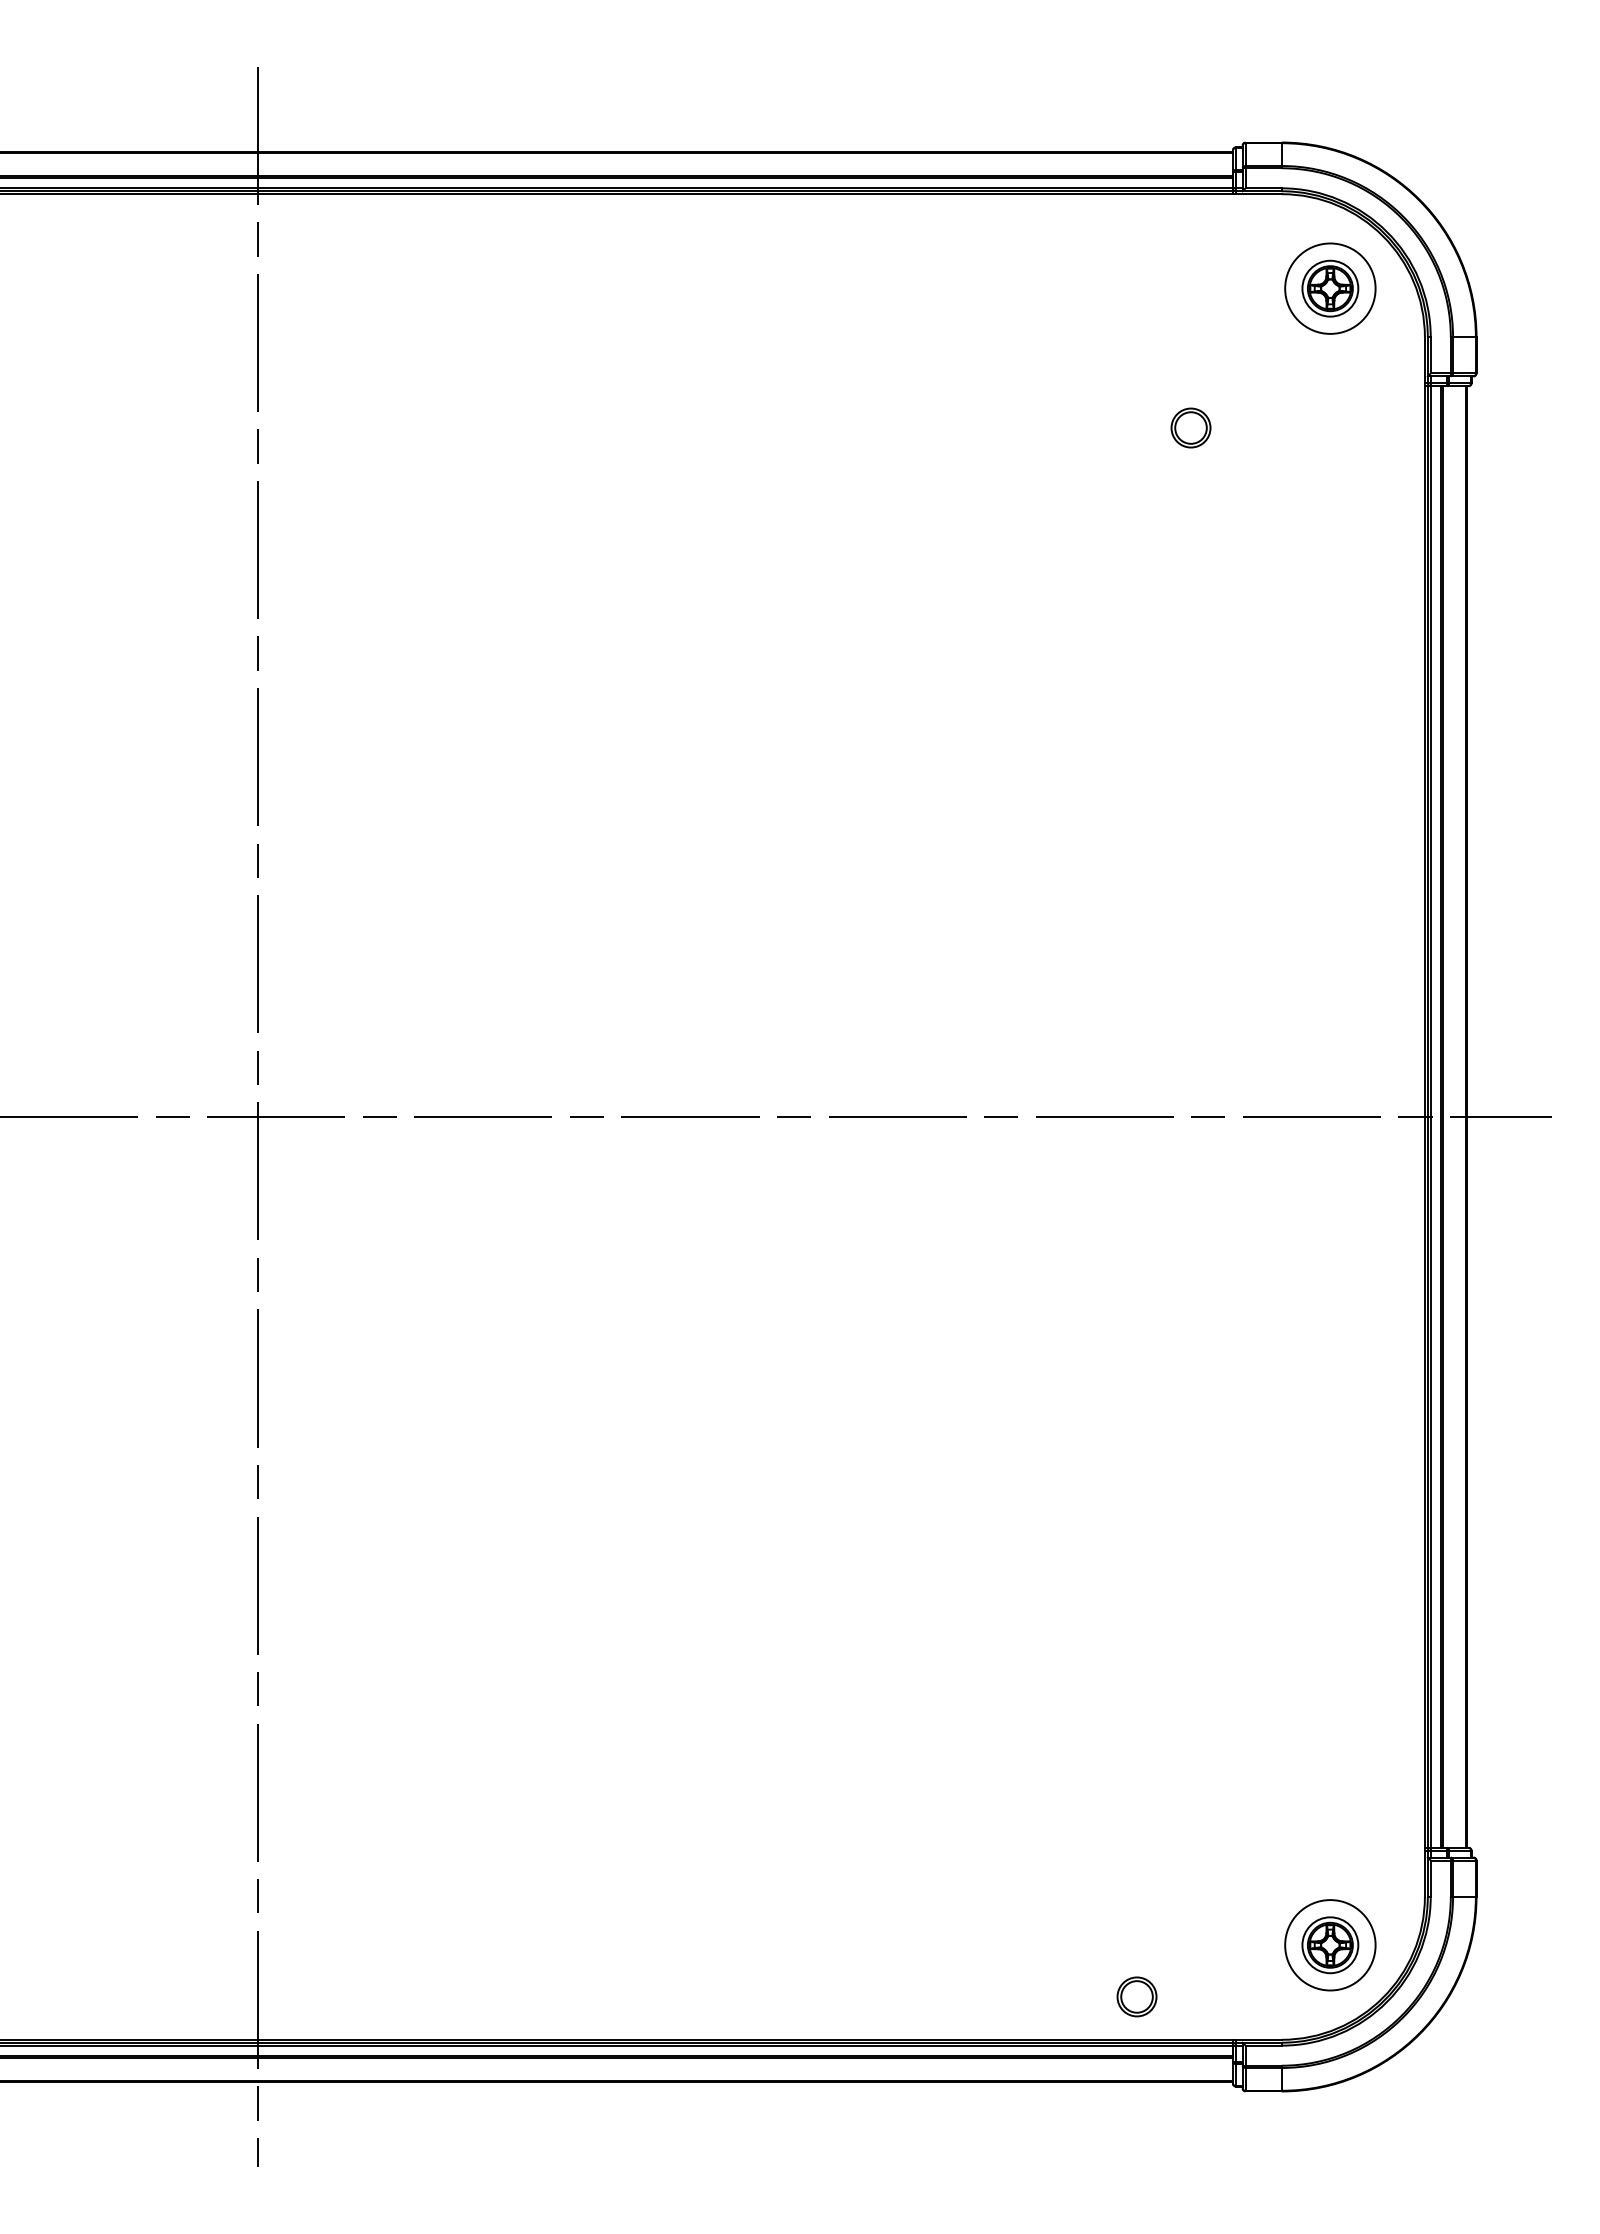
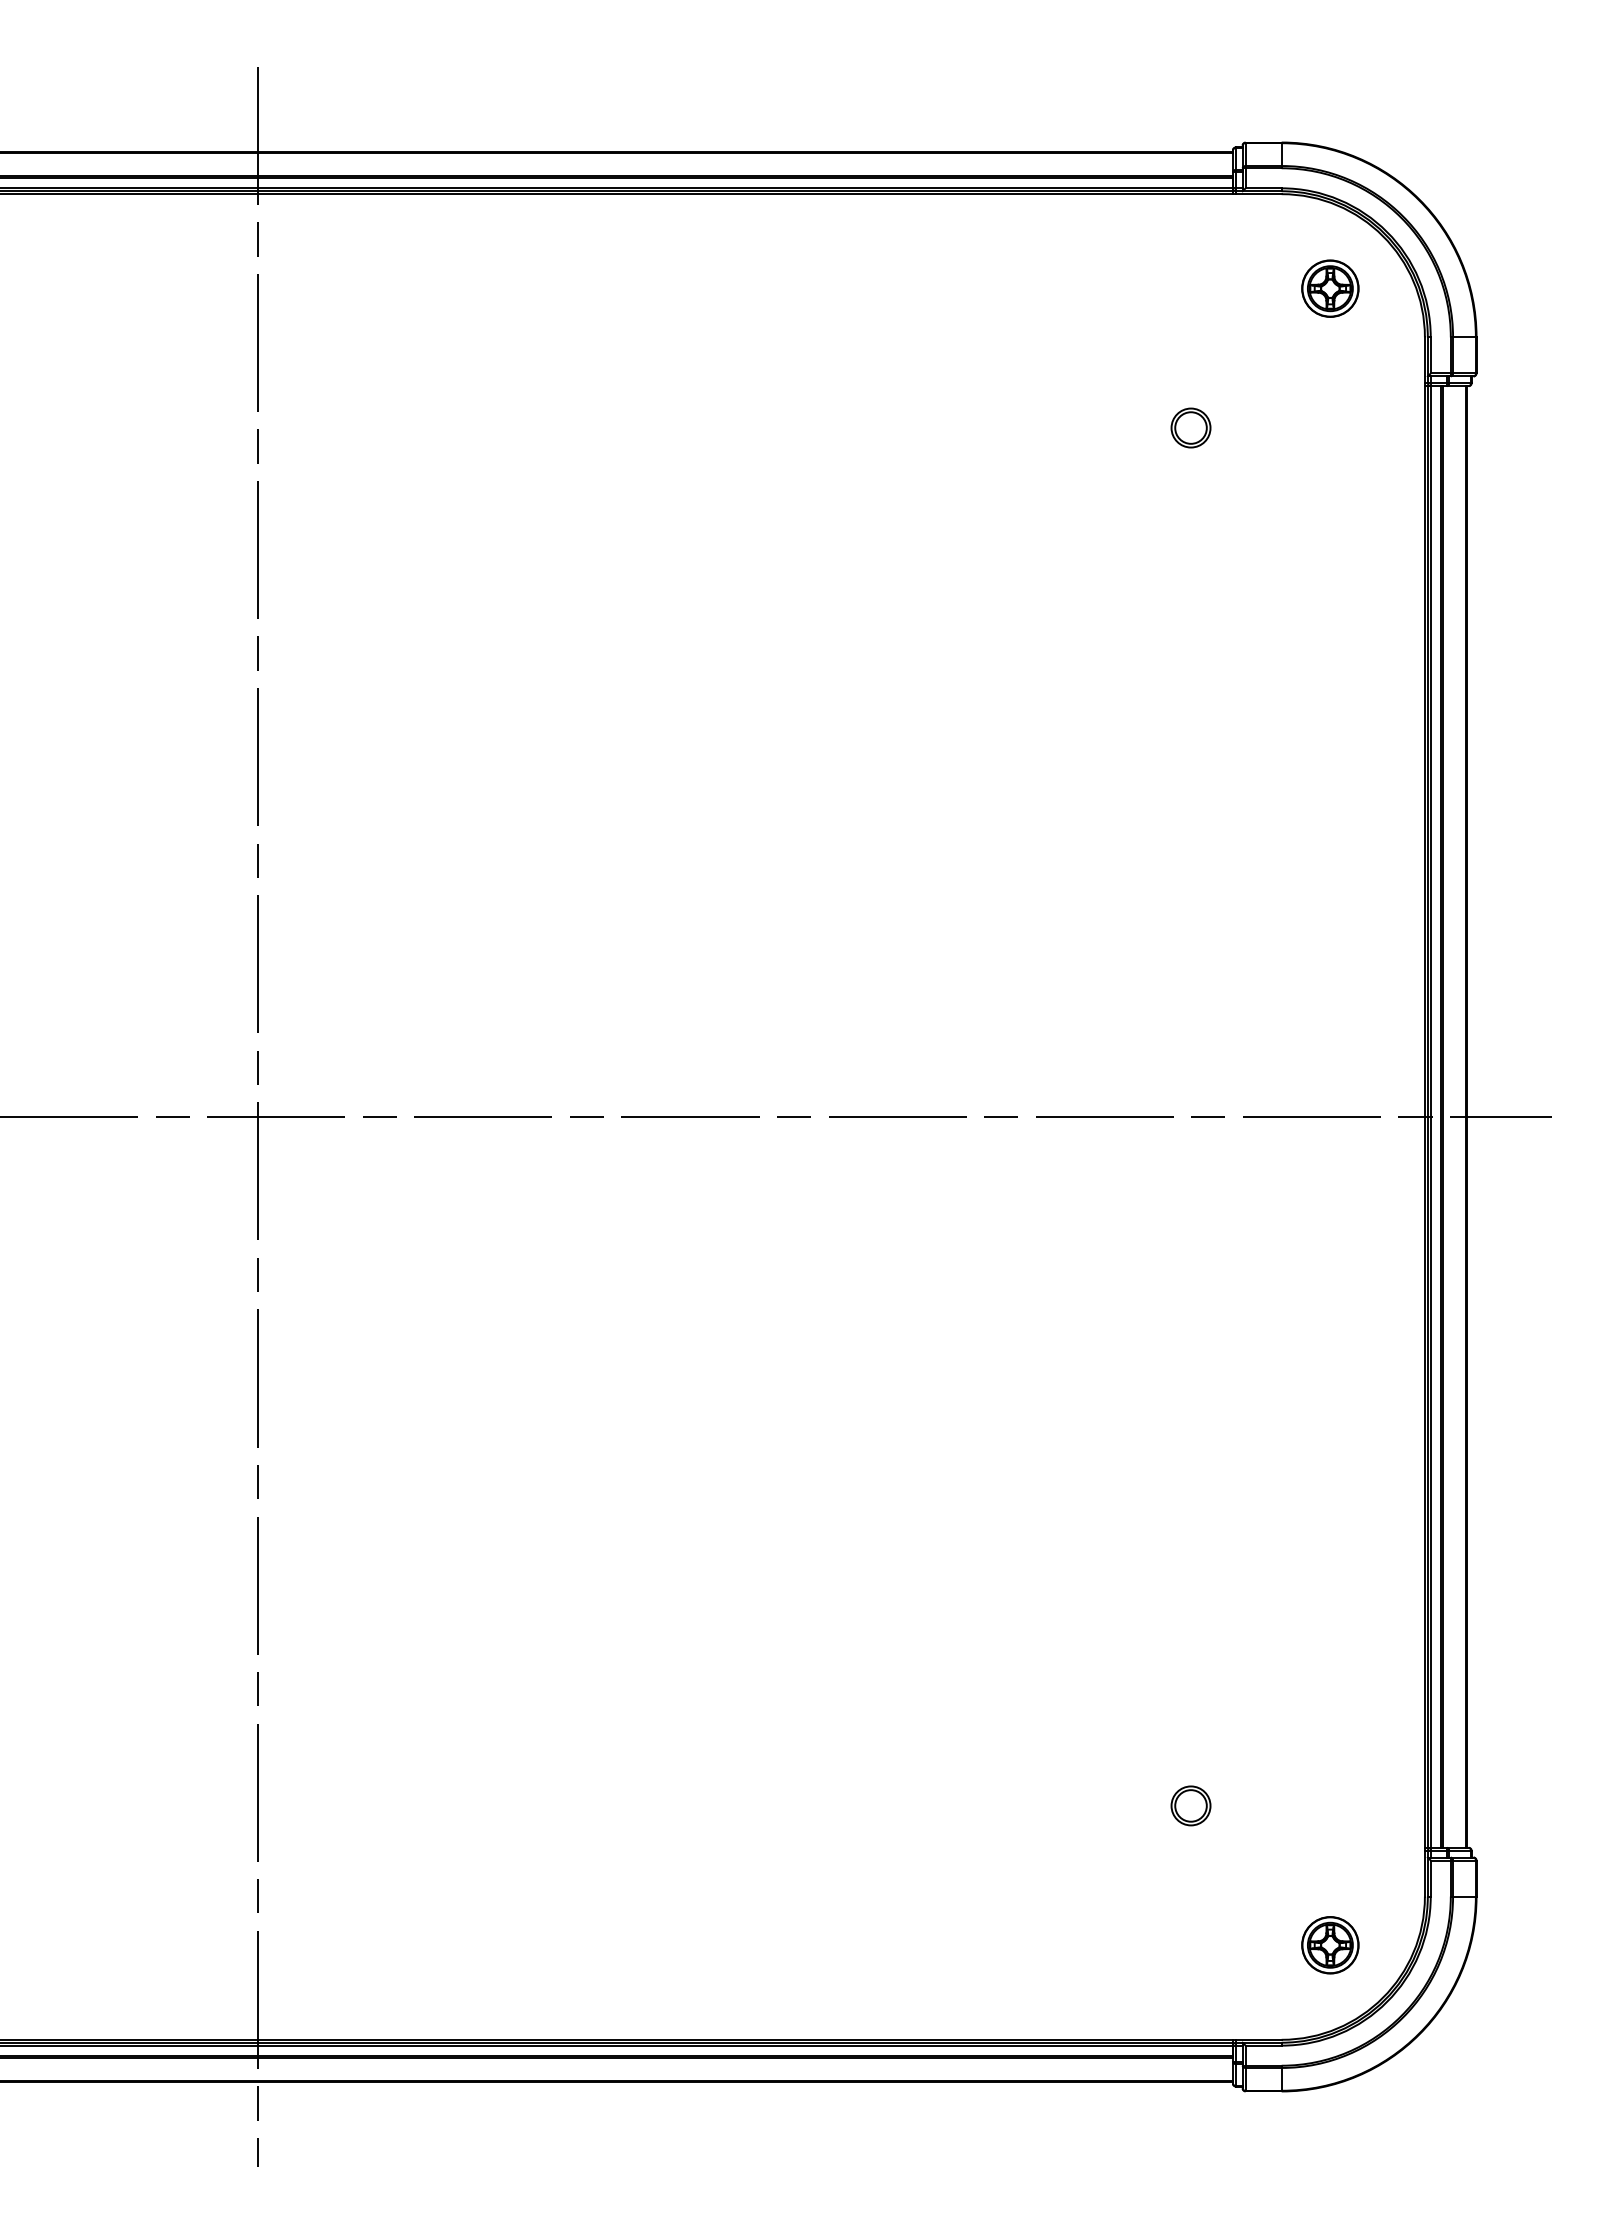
circle diameter: 90 px -> 57 px (1330, 288)
circle diameter: 90 px -> 57 px (1330, 1945)
part position: (1136, 1996) -> (1190, 1805) (1190, 1805)
